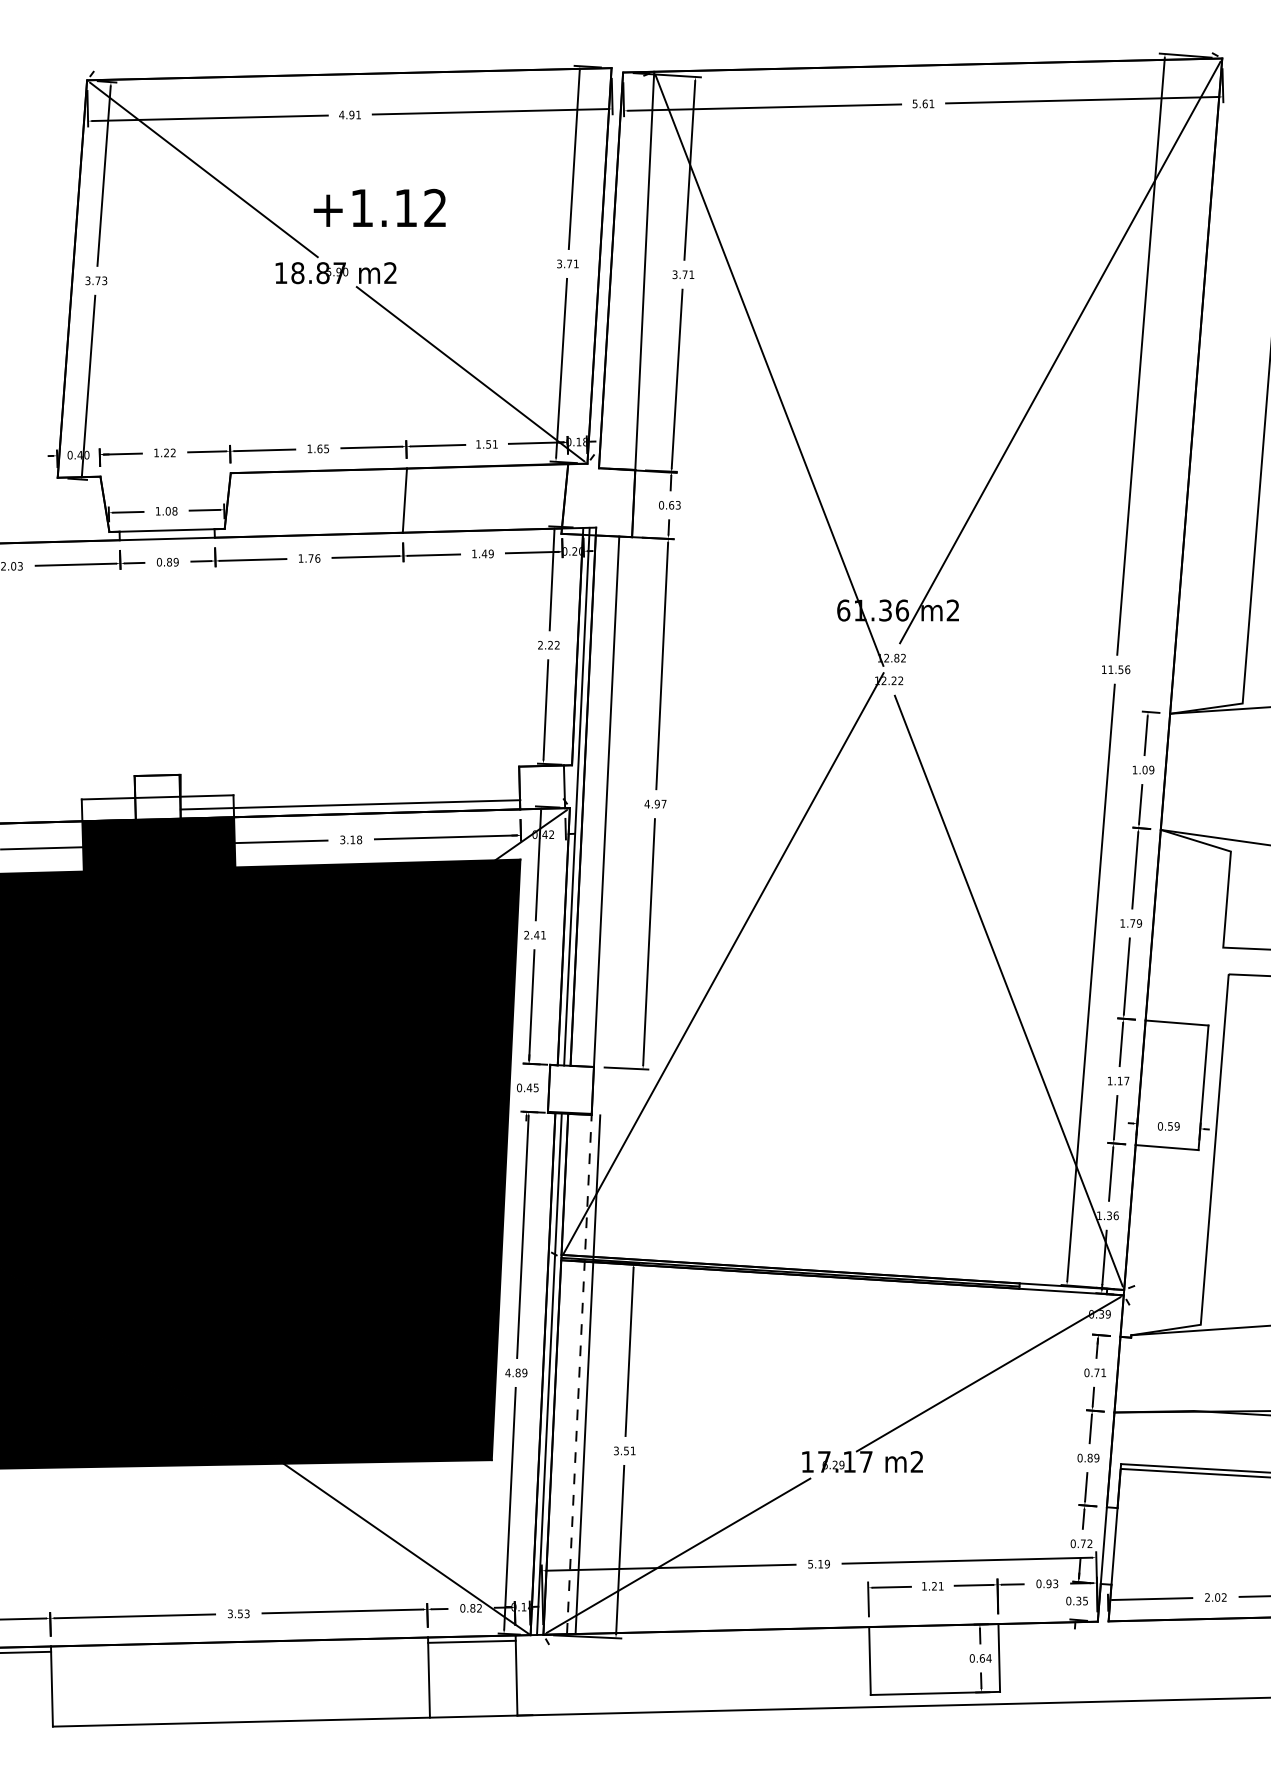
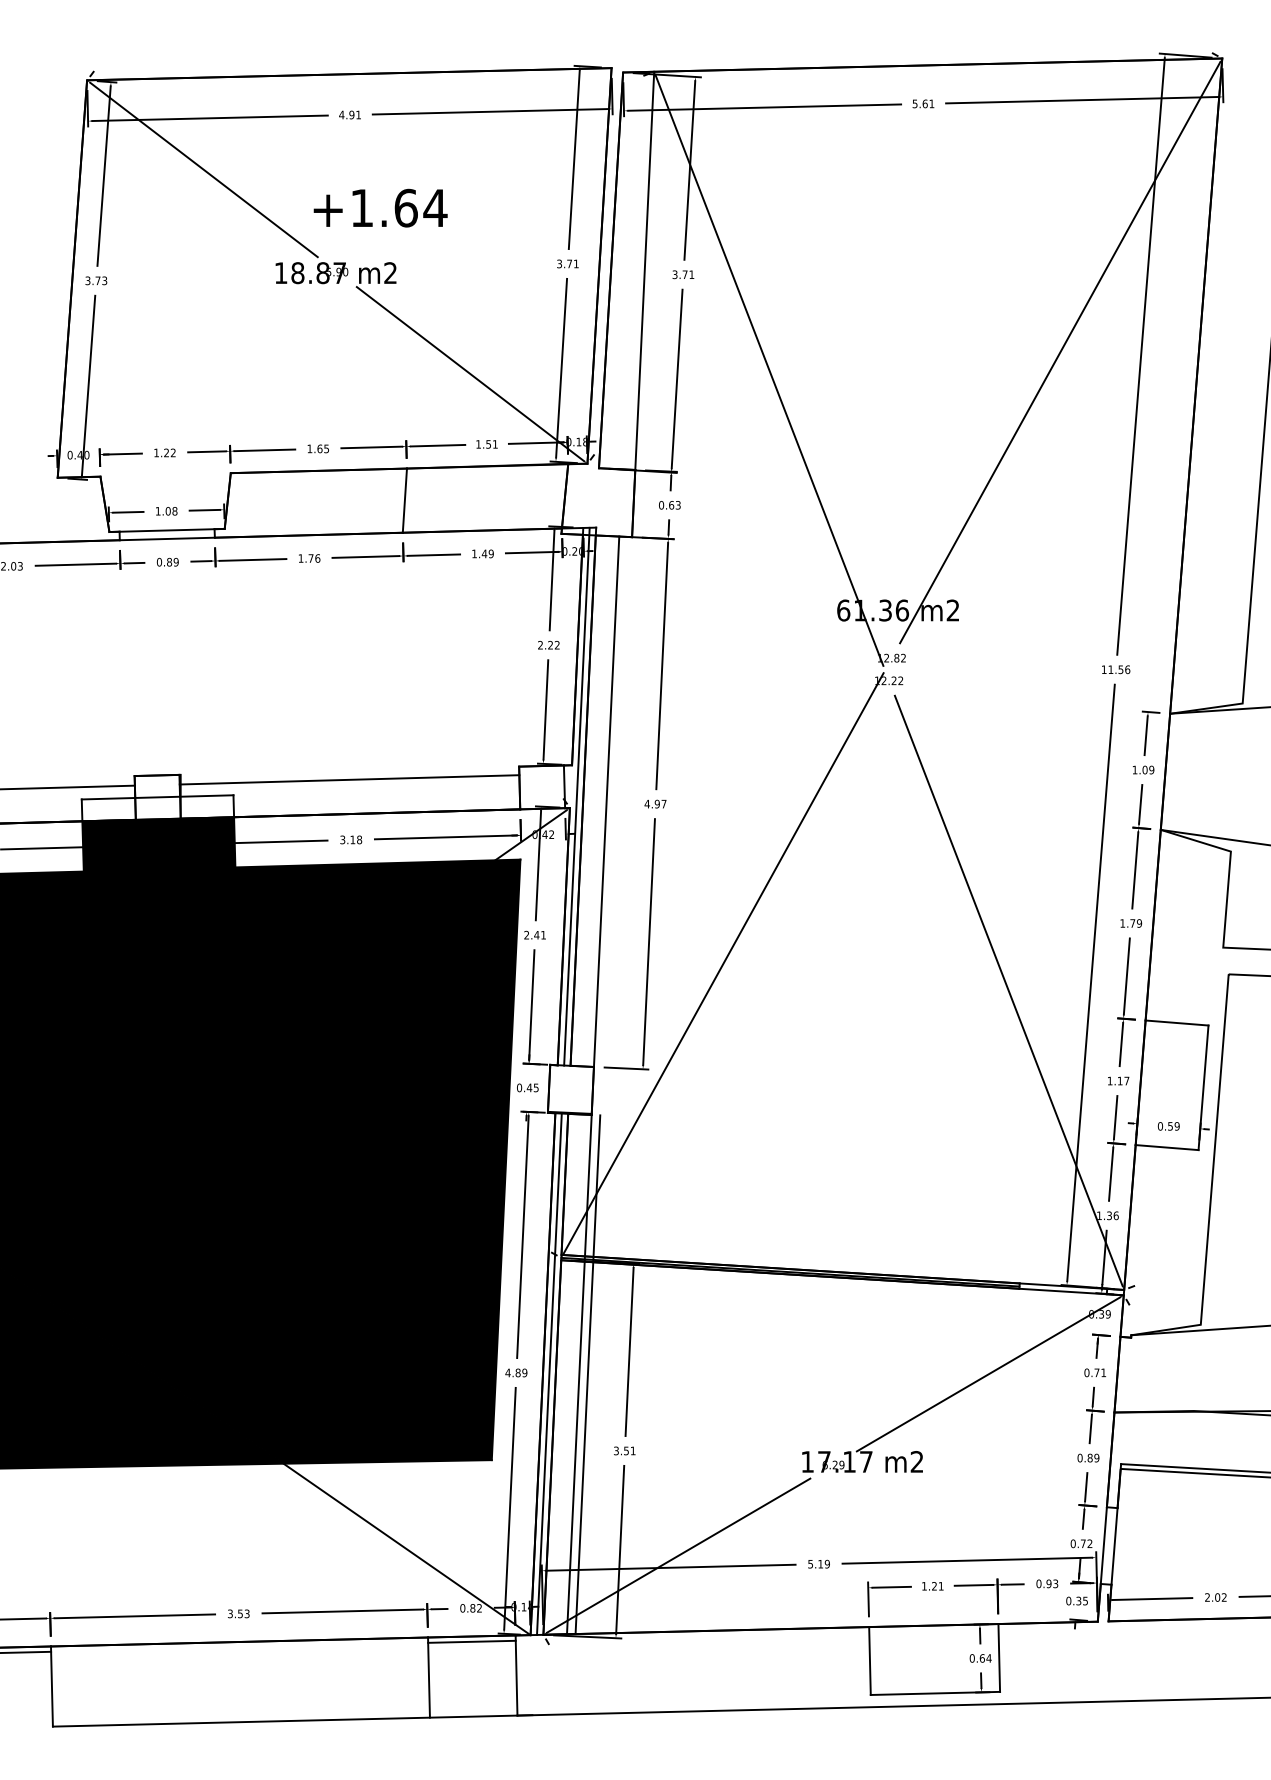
text: +1.12 -> +1.64 (420, 207)
line: none -> present (68, 787)
line position: (350, 804) -> (349, 779) (349, 779)
line: dashed -> solid (579, 1374)
